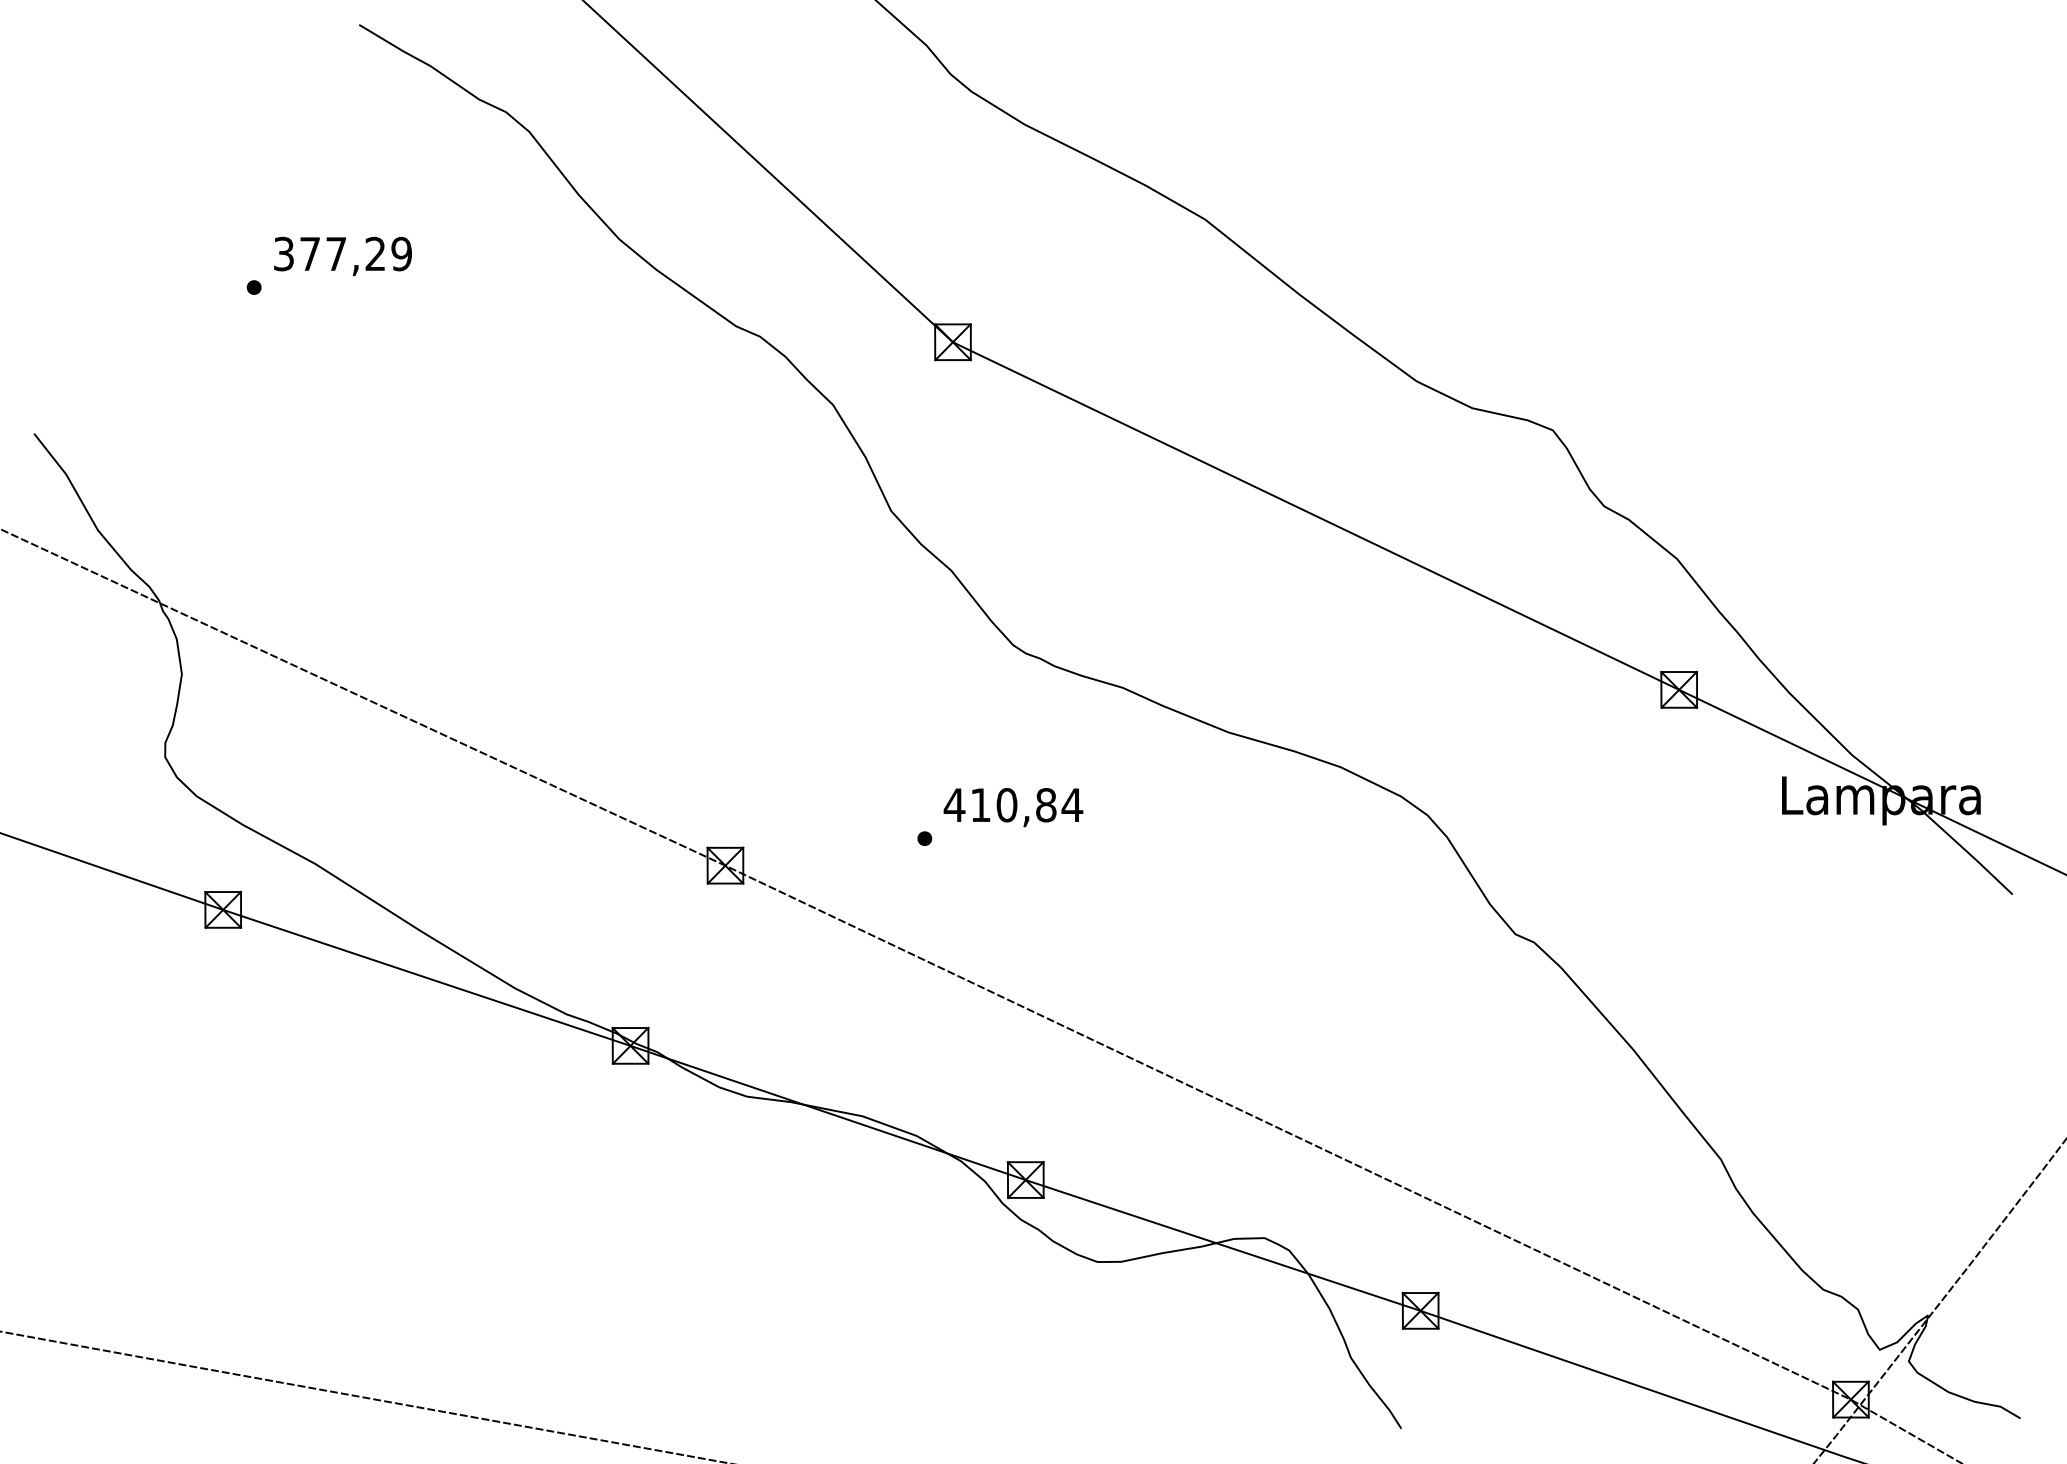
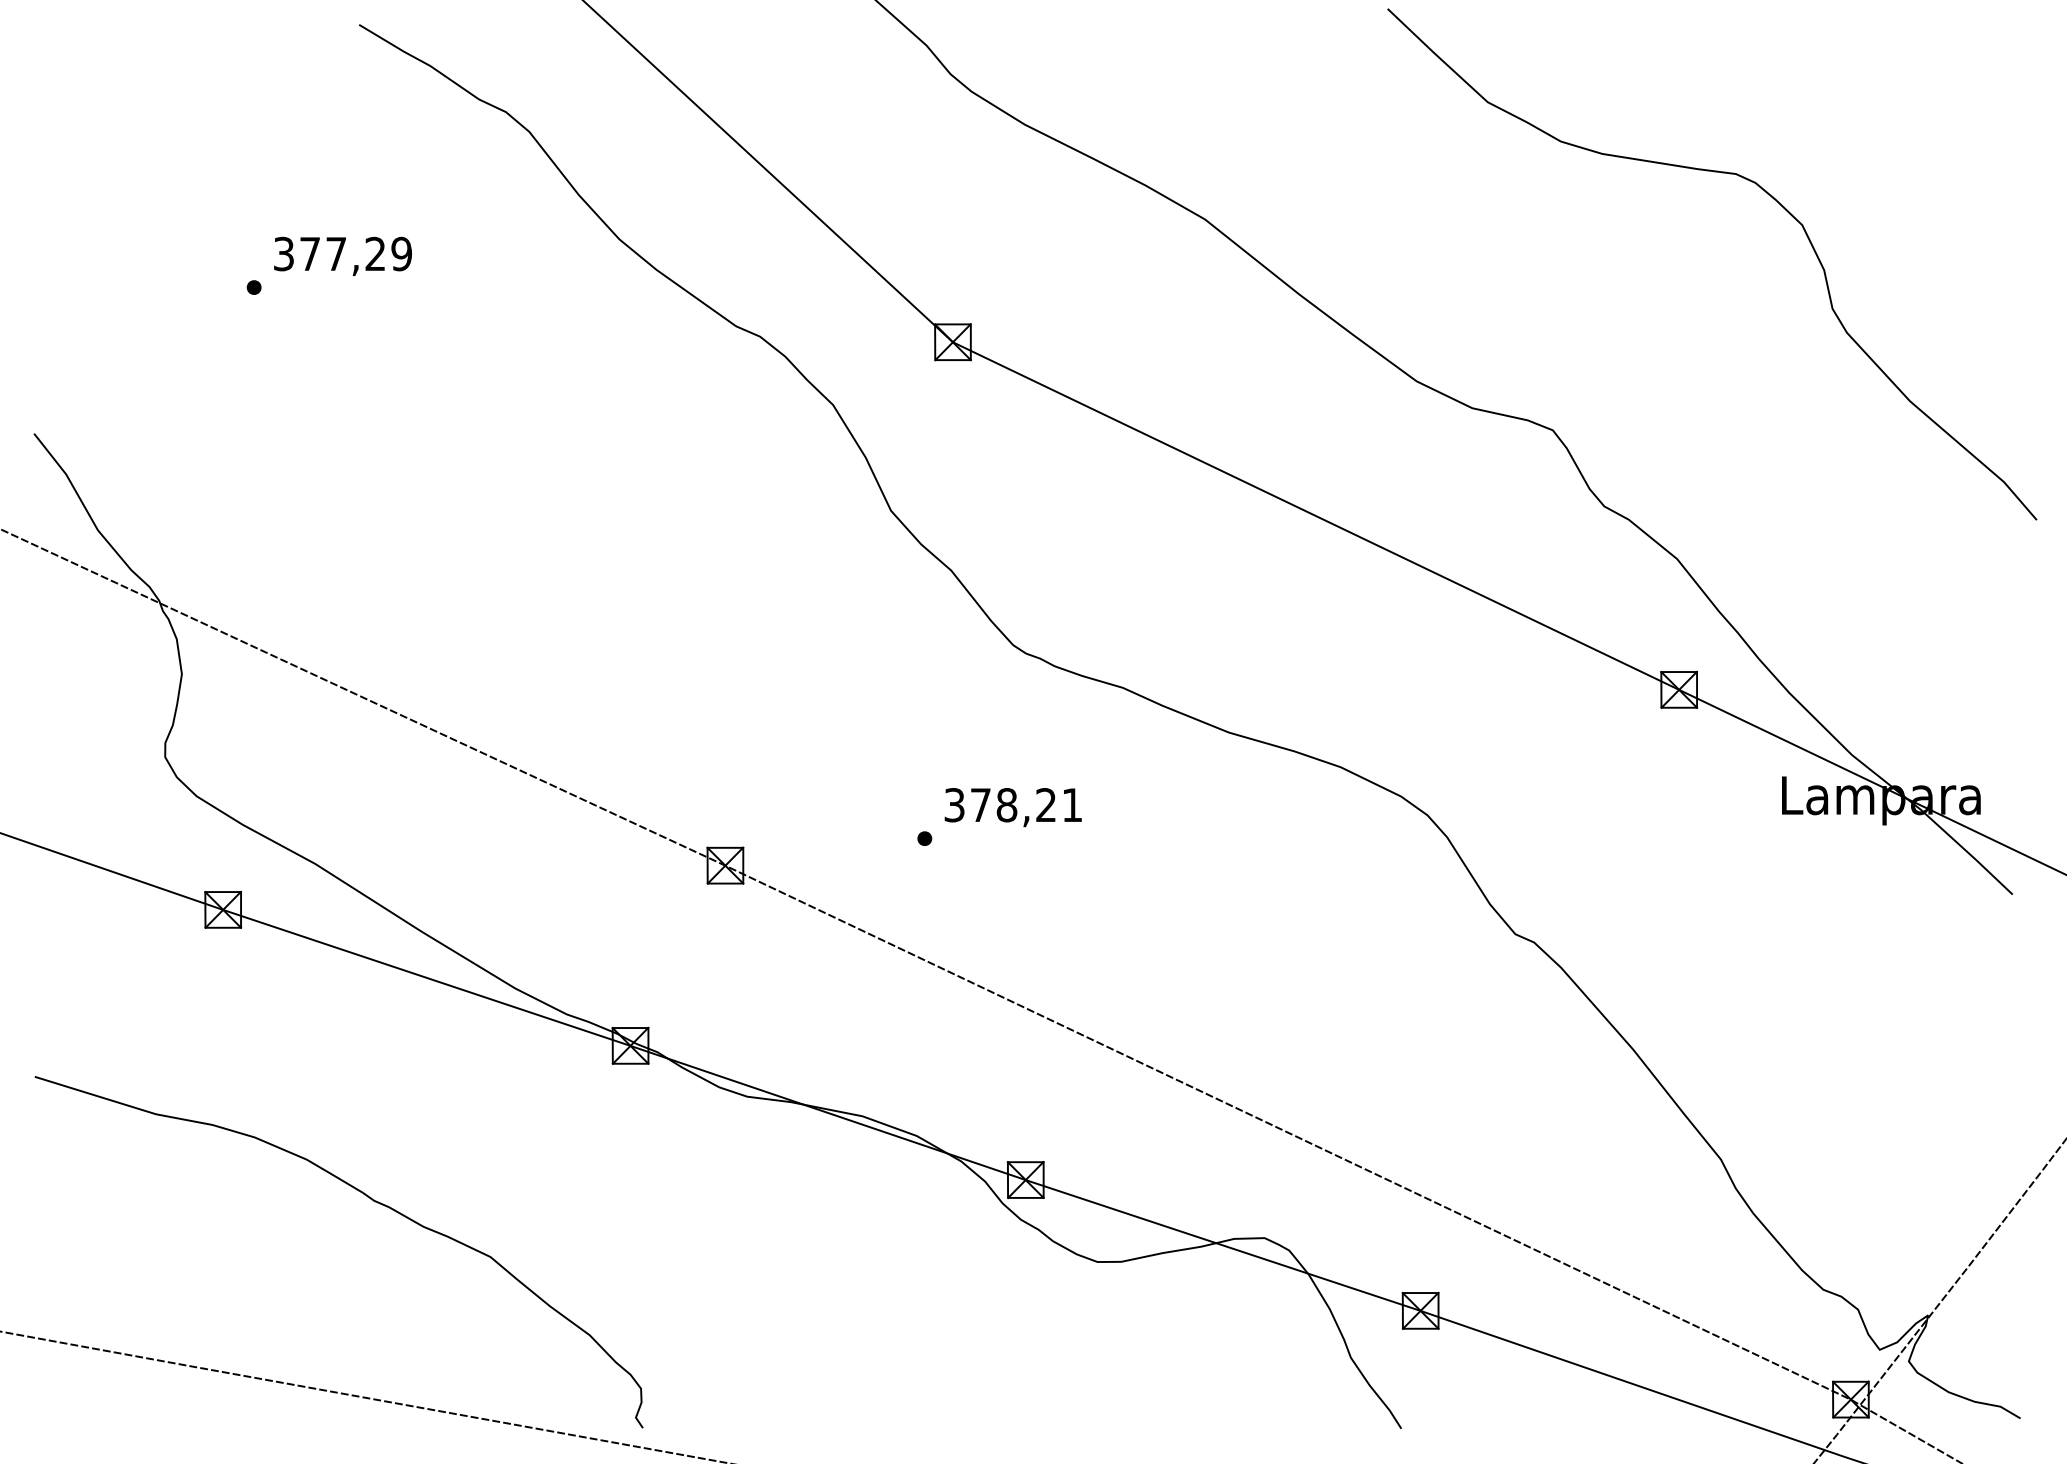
curve: none -> present (1768, 195)
text: 410,84 -> 378,21 (1013, 805)
curve: none -> present (373, 1201)
